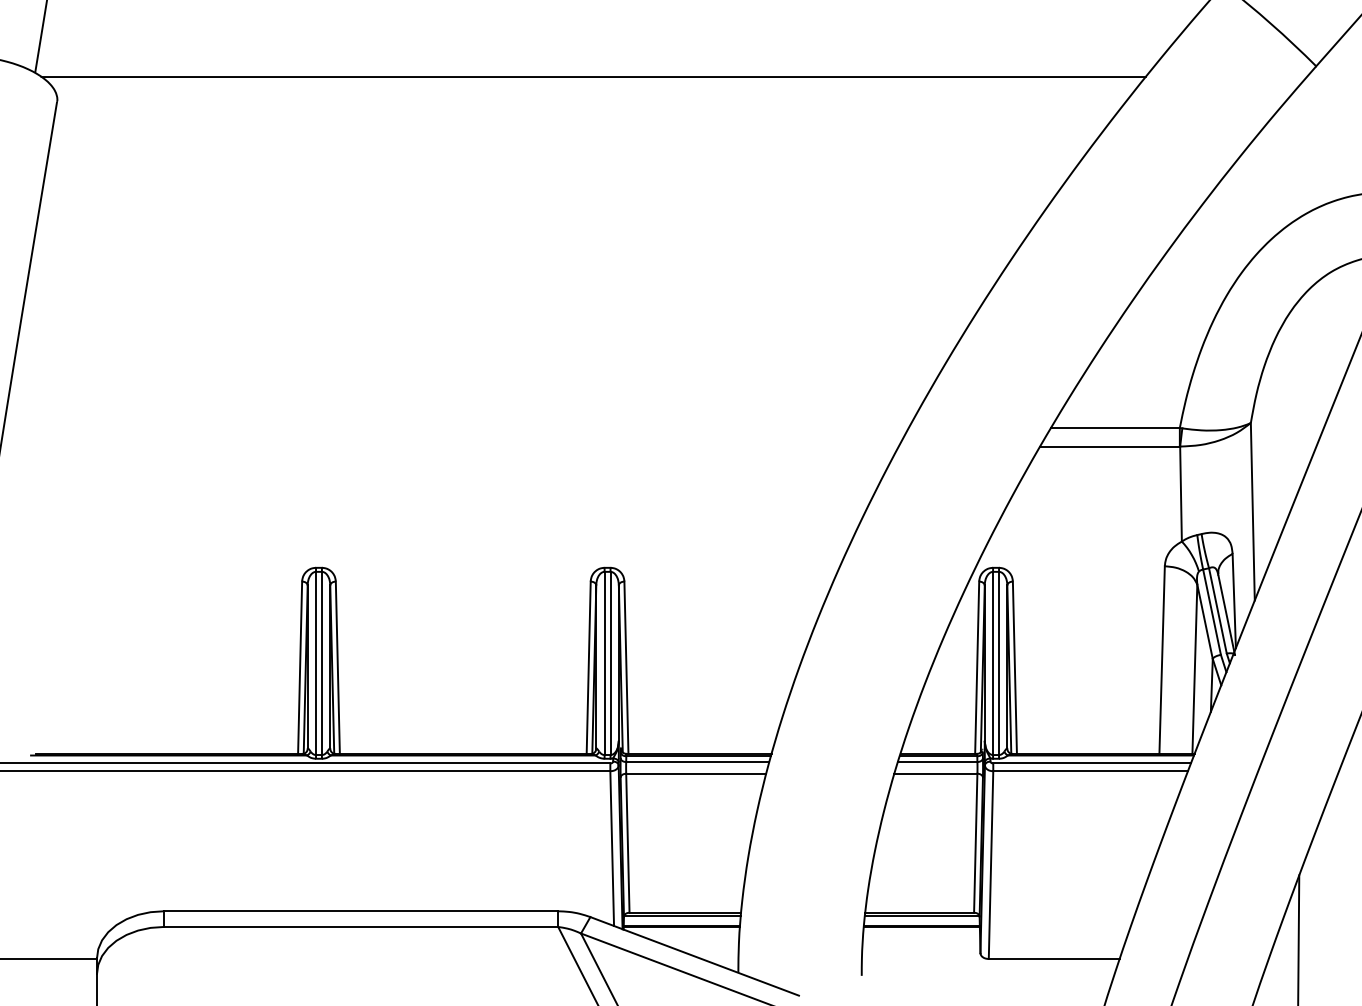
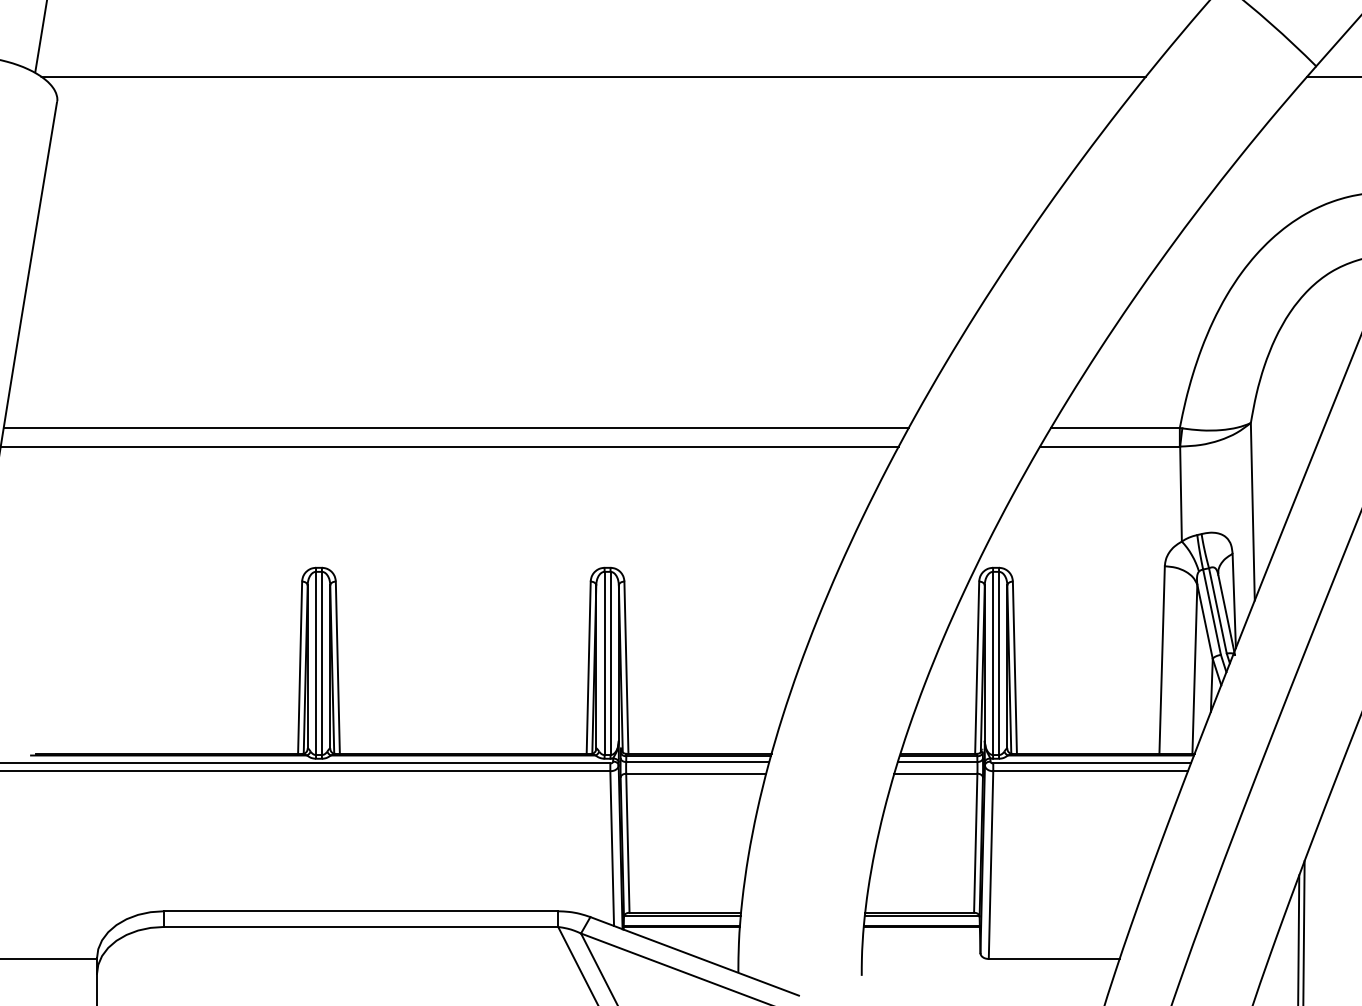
line: none -> present (1332, 77)
line: none -> present (455, 428)
line: none -> present (450, 446)
line: none -> present (1303, 931)
